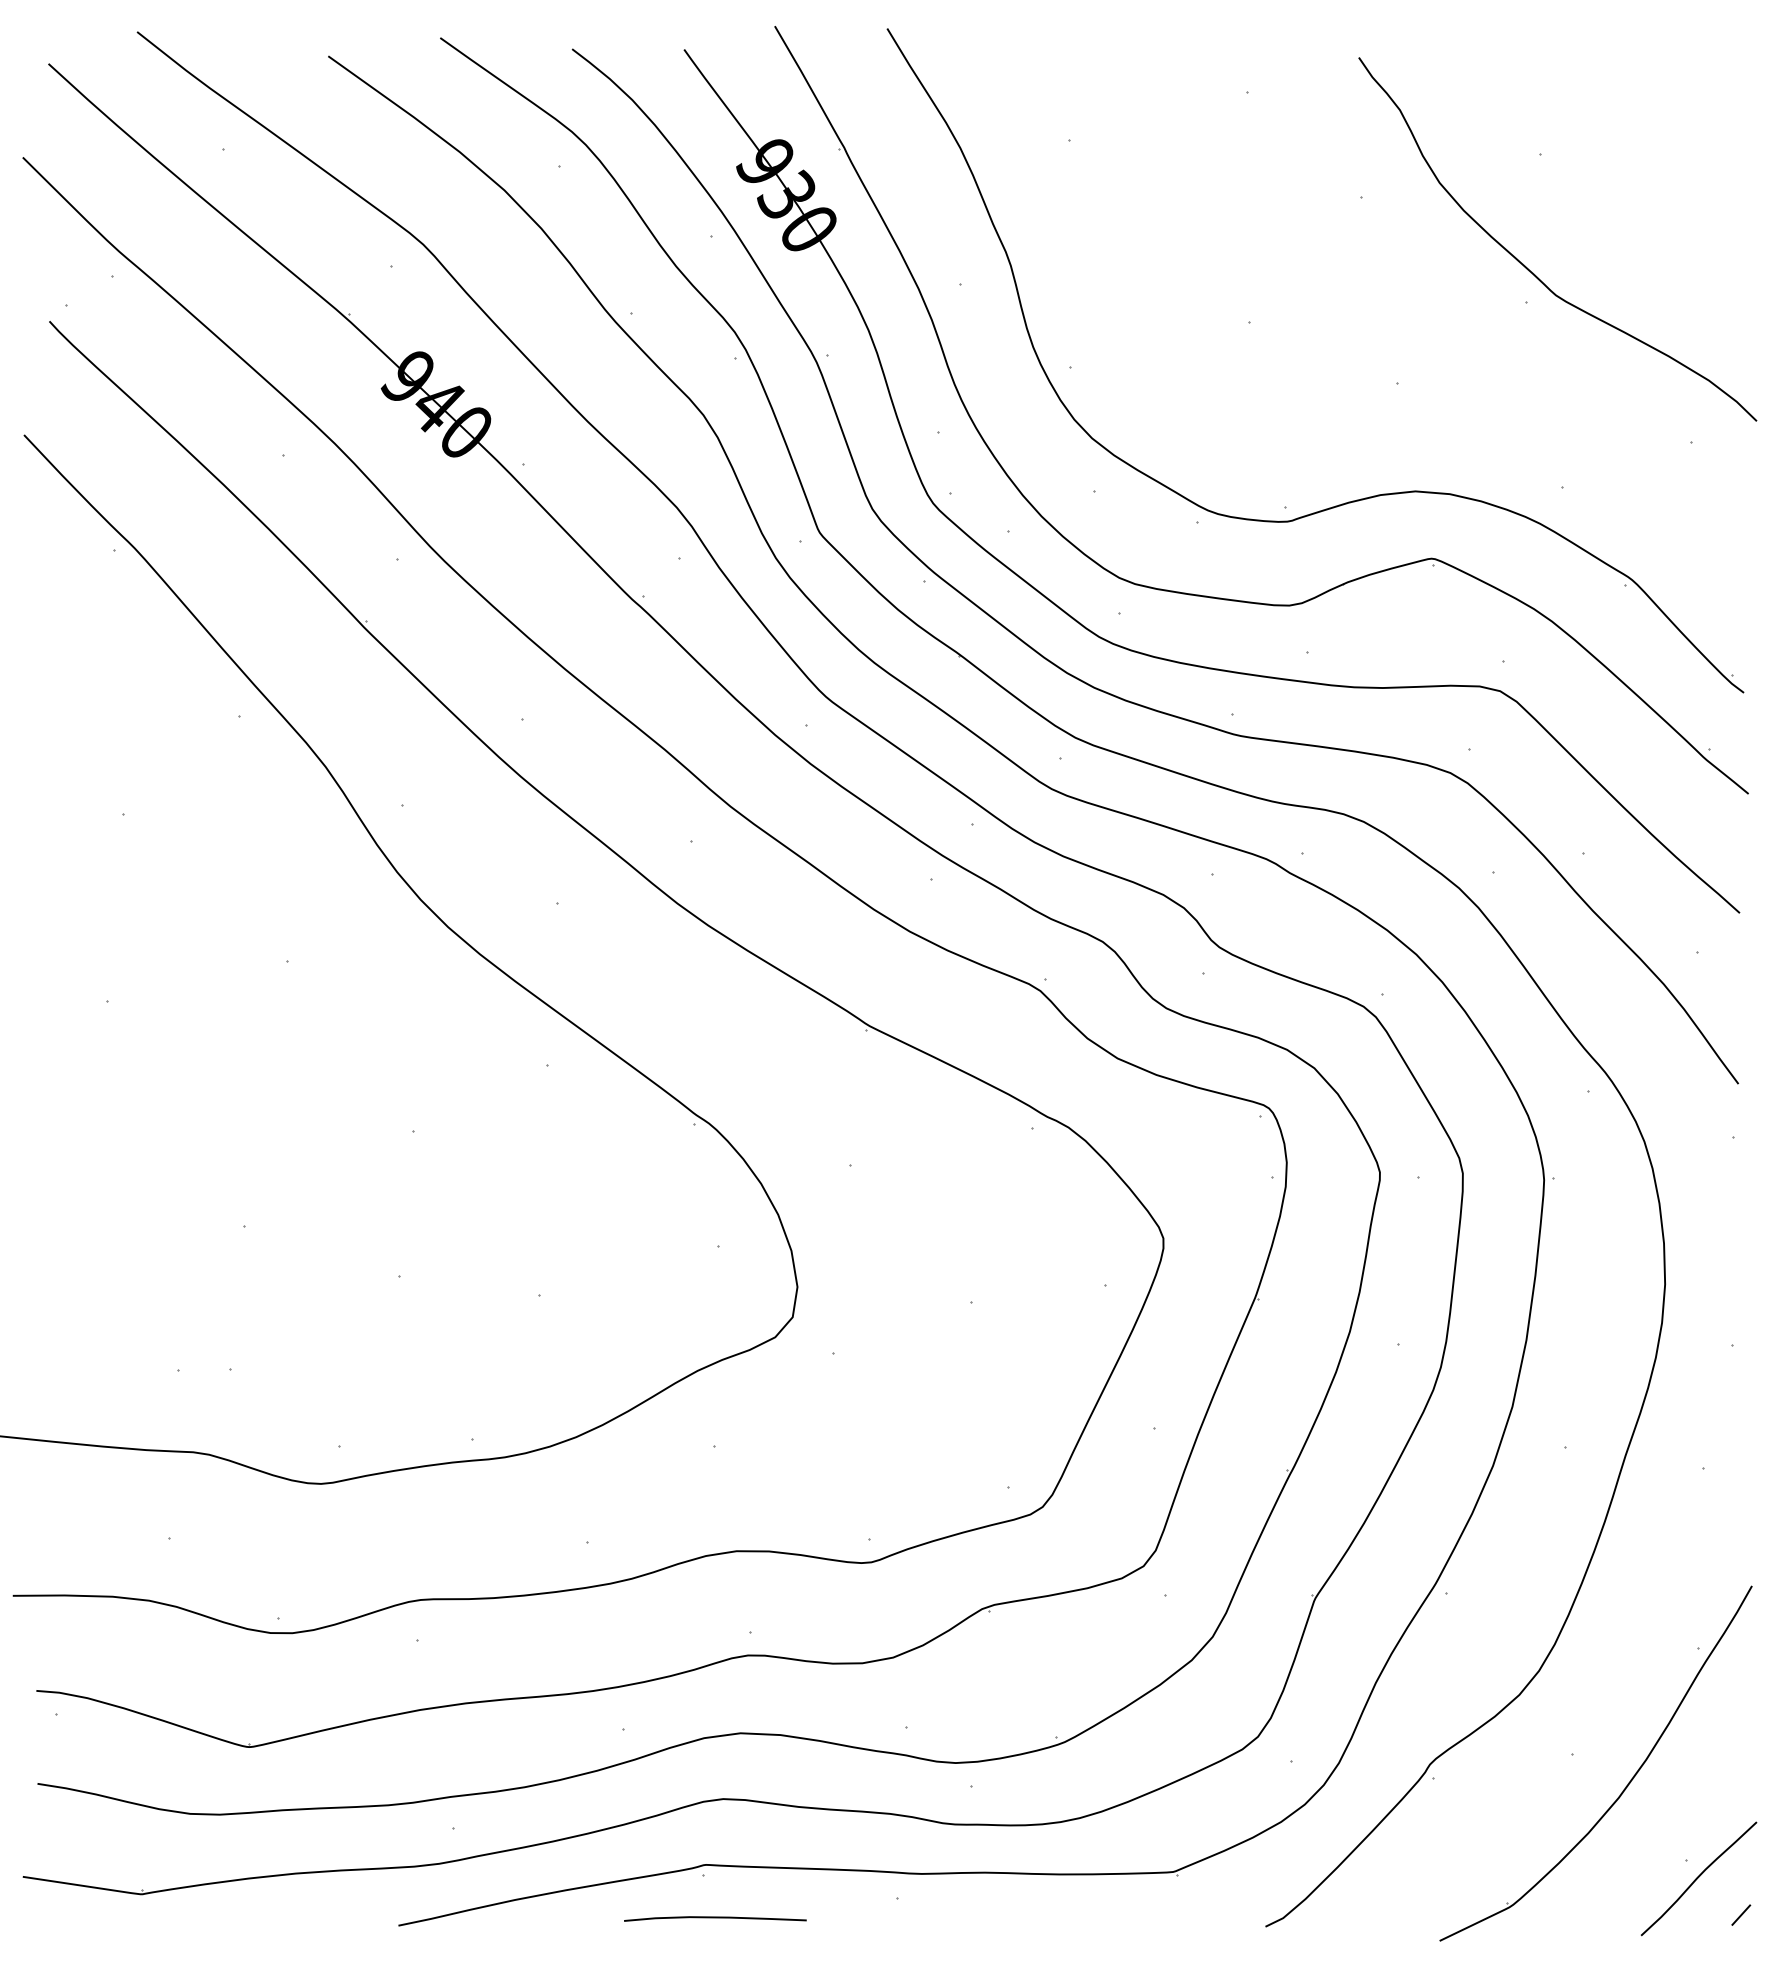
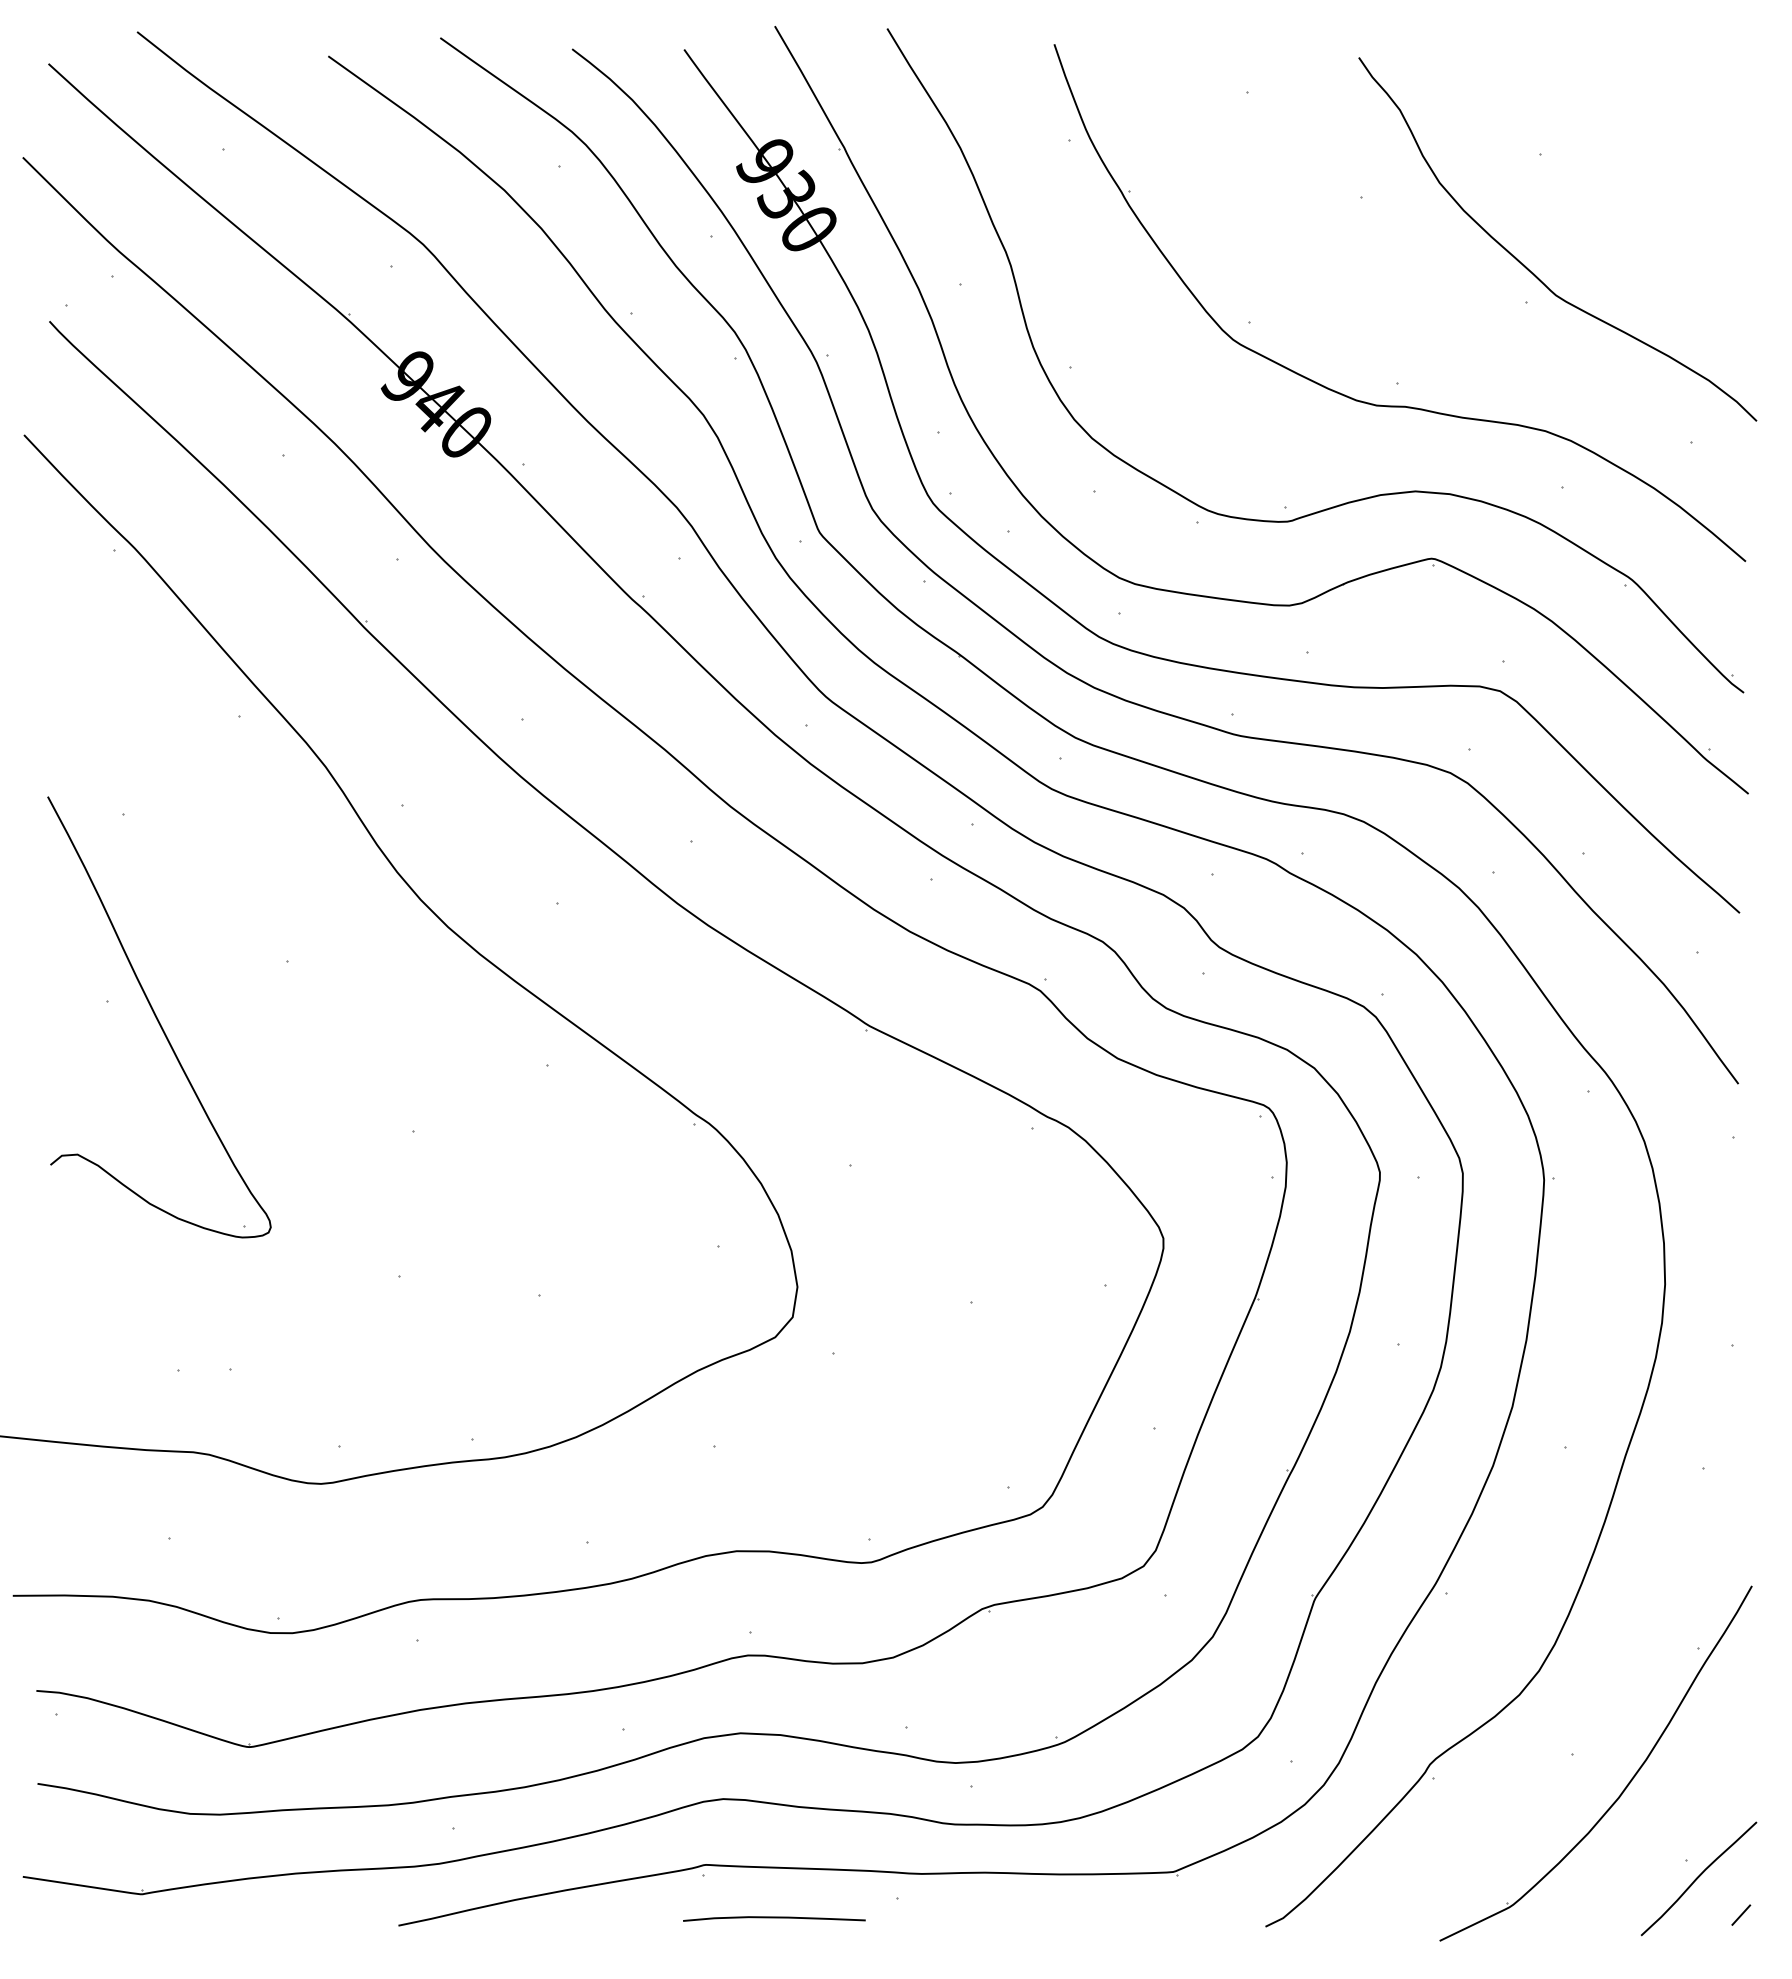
part: none -> present (1399, 405)
curve: none -> present (157, 1017)
curve position: (715, 1918) -> (774, 1918) (774, 1918)
